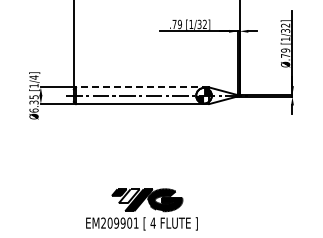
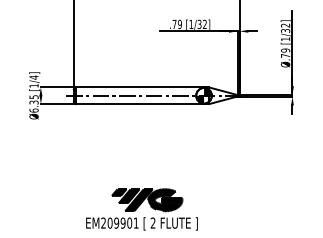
line: dashed -> solid (142, 87)
fill: none -> present (128, 196)
text: 4 -> 2 (152, 222)
